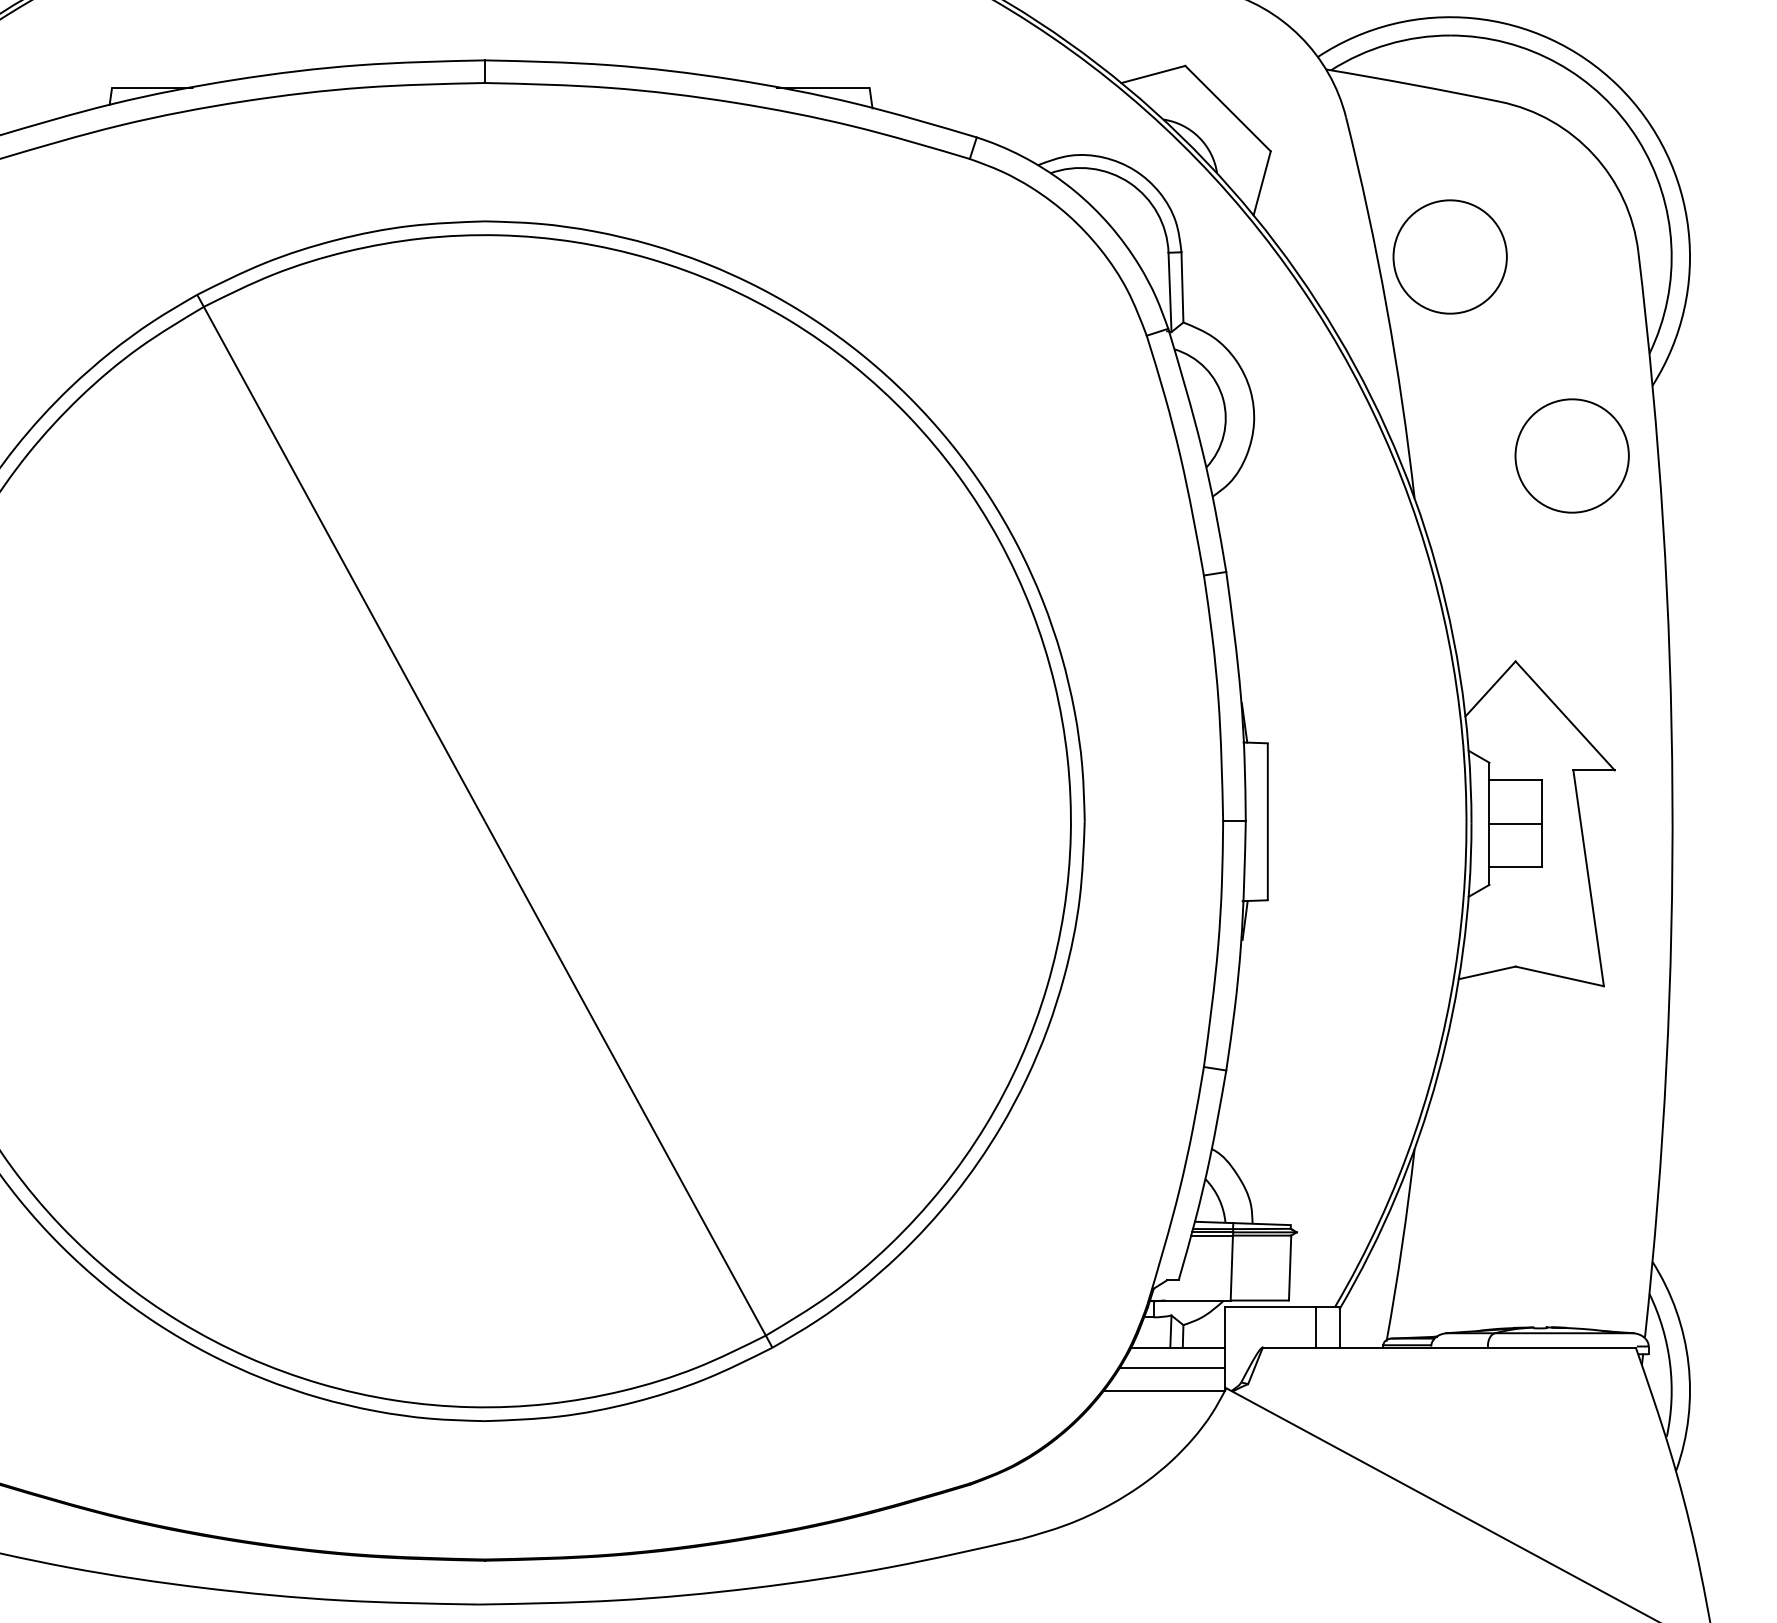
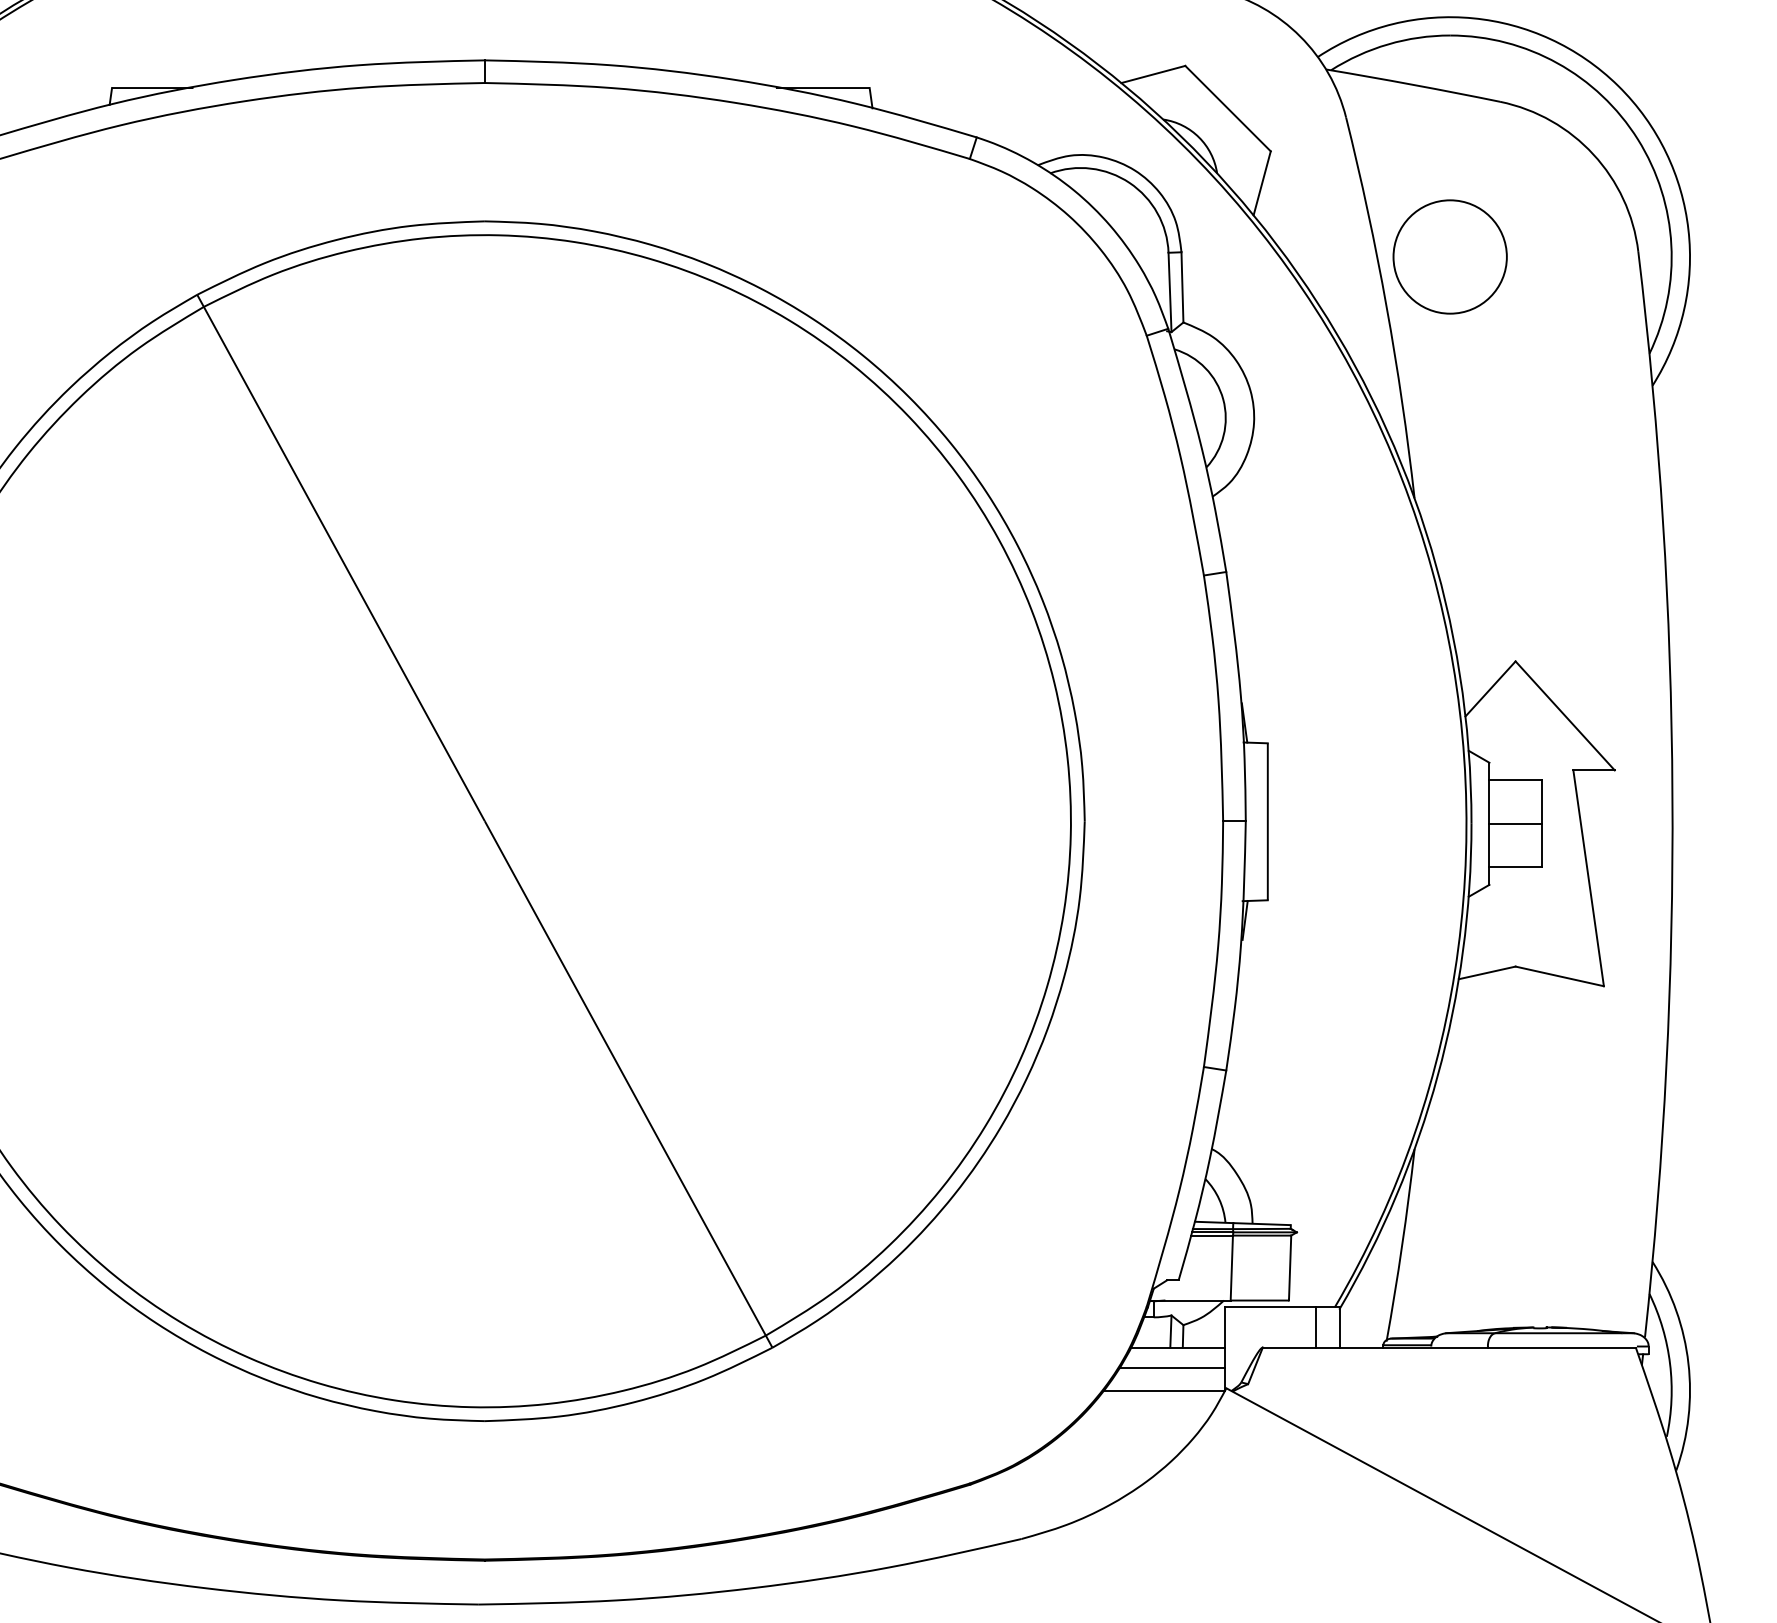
circle: present -> none (1571, 455)
